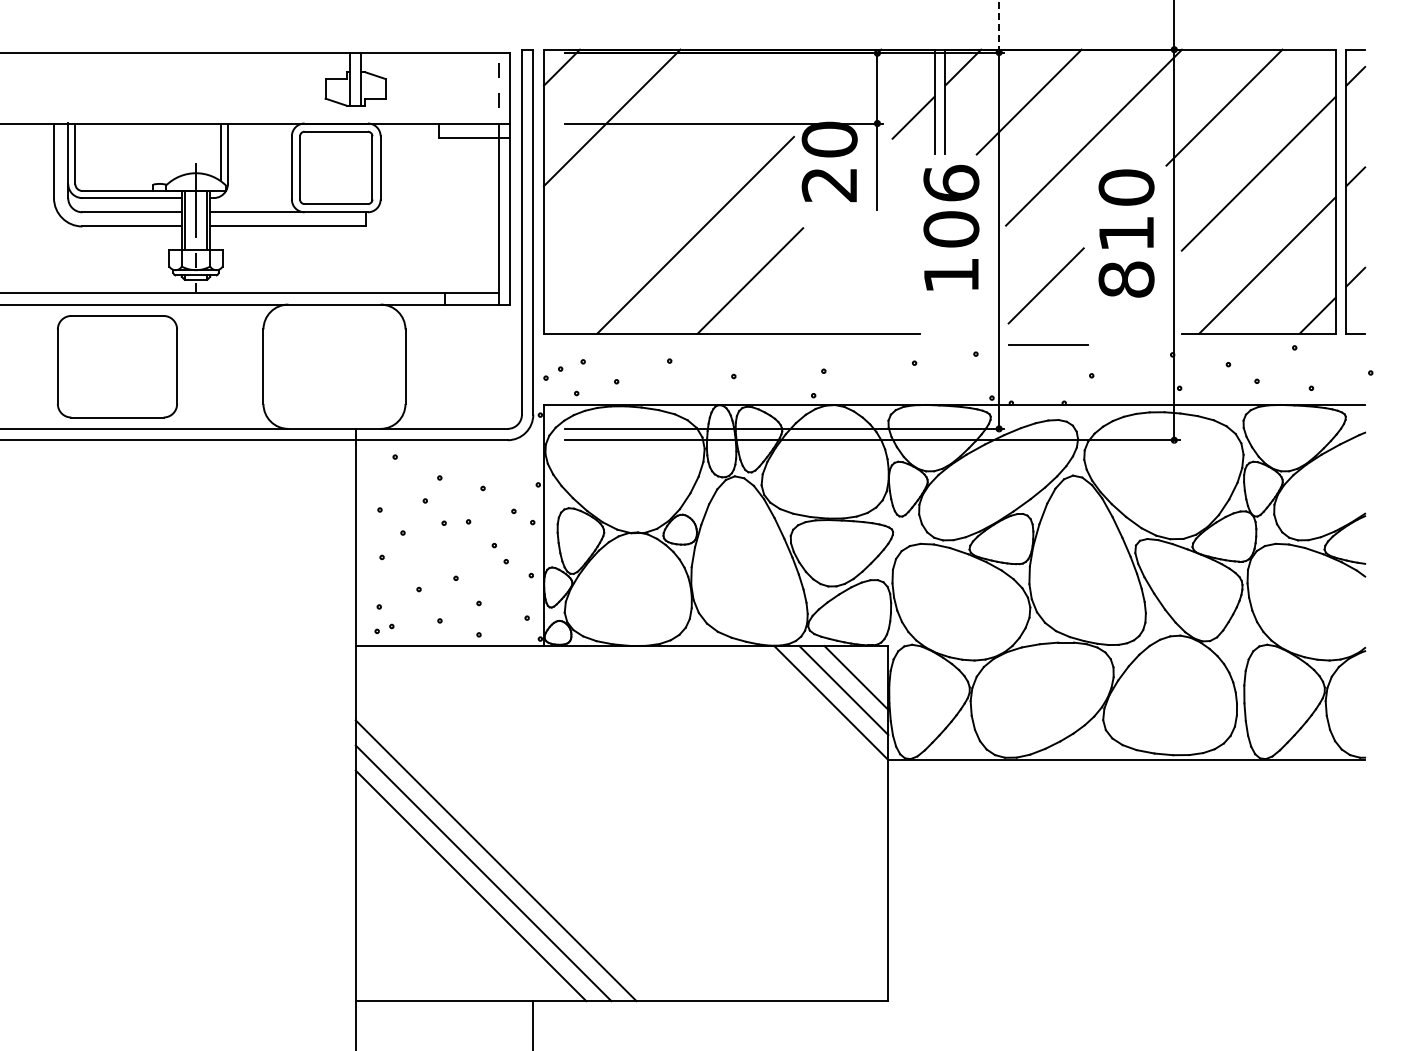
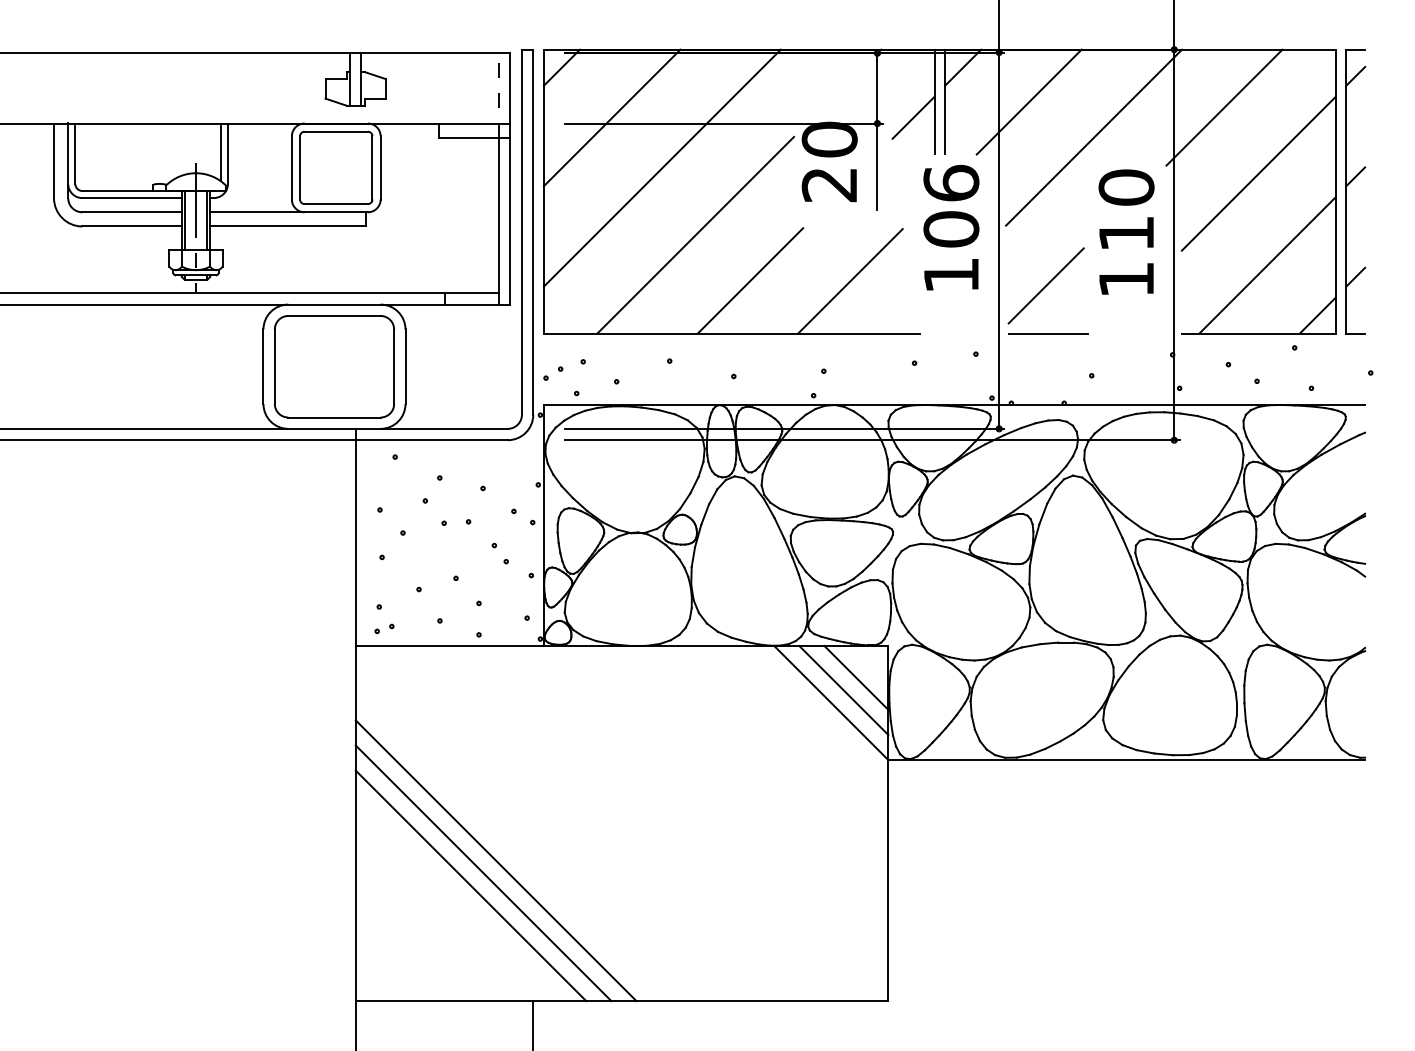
line: dashed -> solid (999, 26)
line: none -> present (661, 167)
text: 810 -> 110 (1126, 279)
line: none -> present (850, 281)
line position: (1048, 344) -> (1048, 333) (1048, 333)
part position: (117, 366) -> (334, 366) (334, 366)
